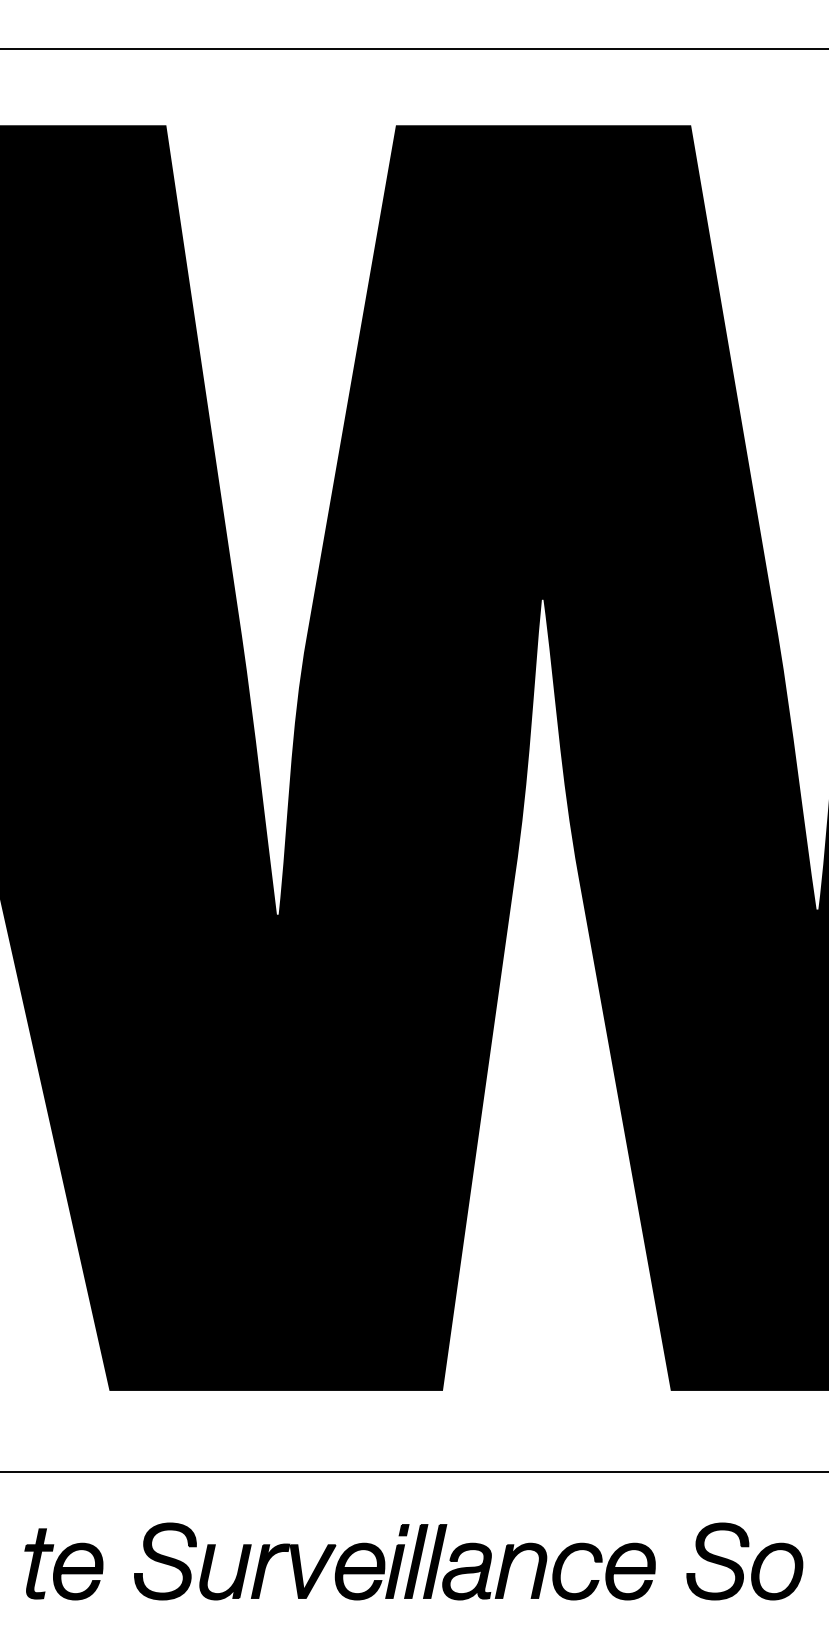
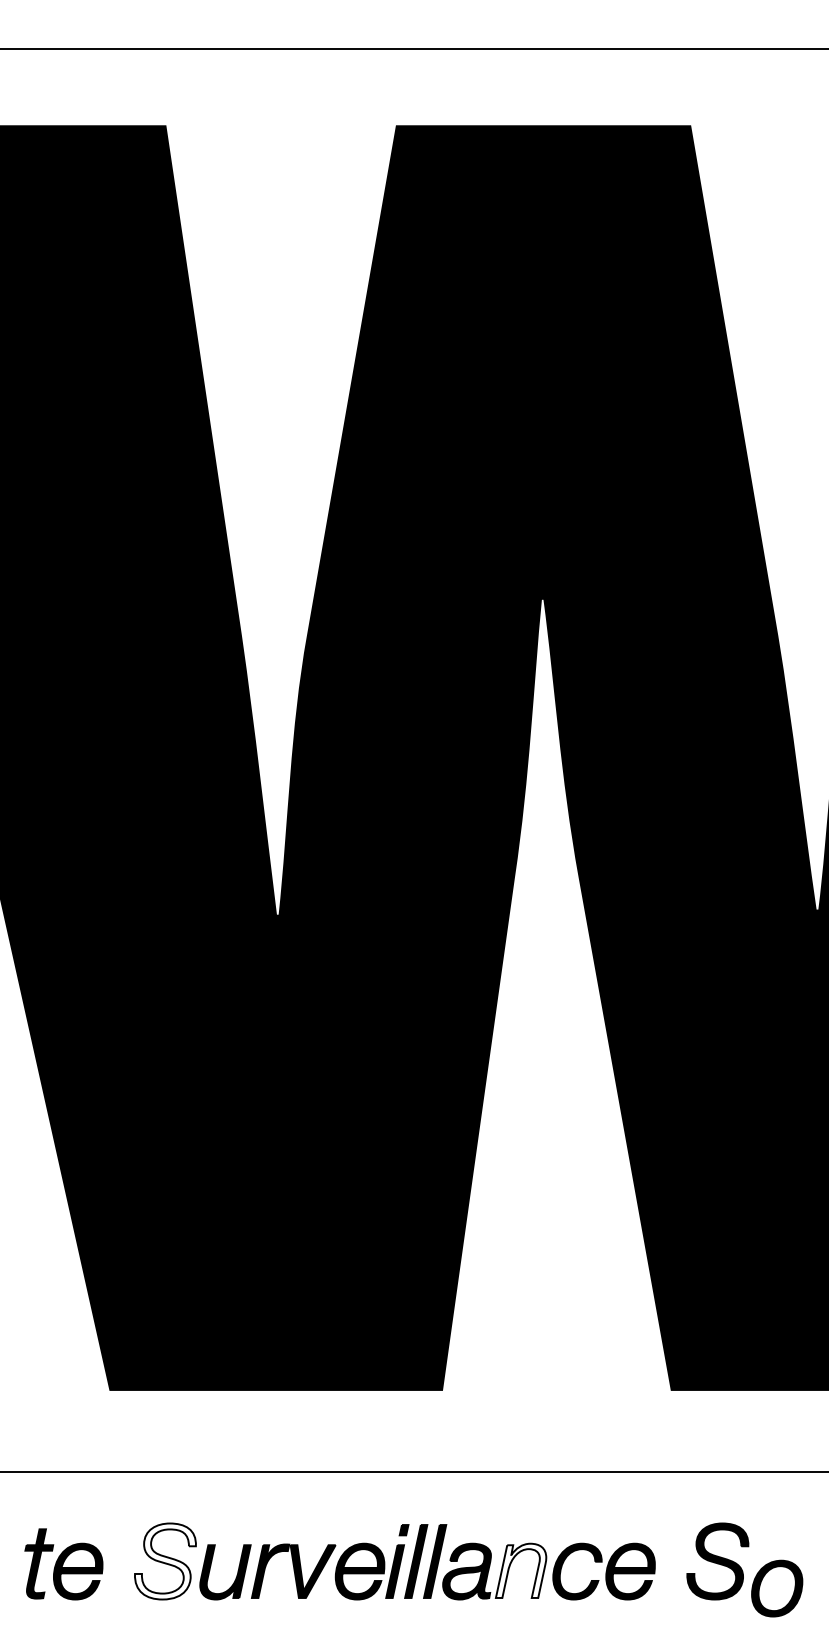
fill: present -> none (165, 1561)
fill: present -> none (520, 1570)
part position: (777, 1571) -> (777, 1588) (777, 1588)
